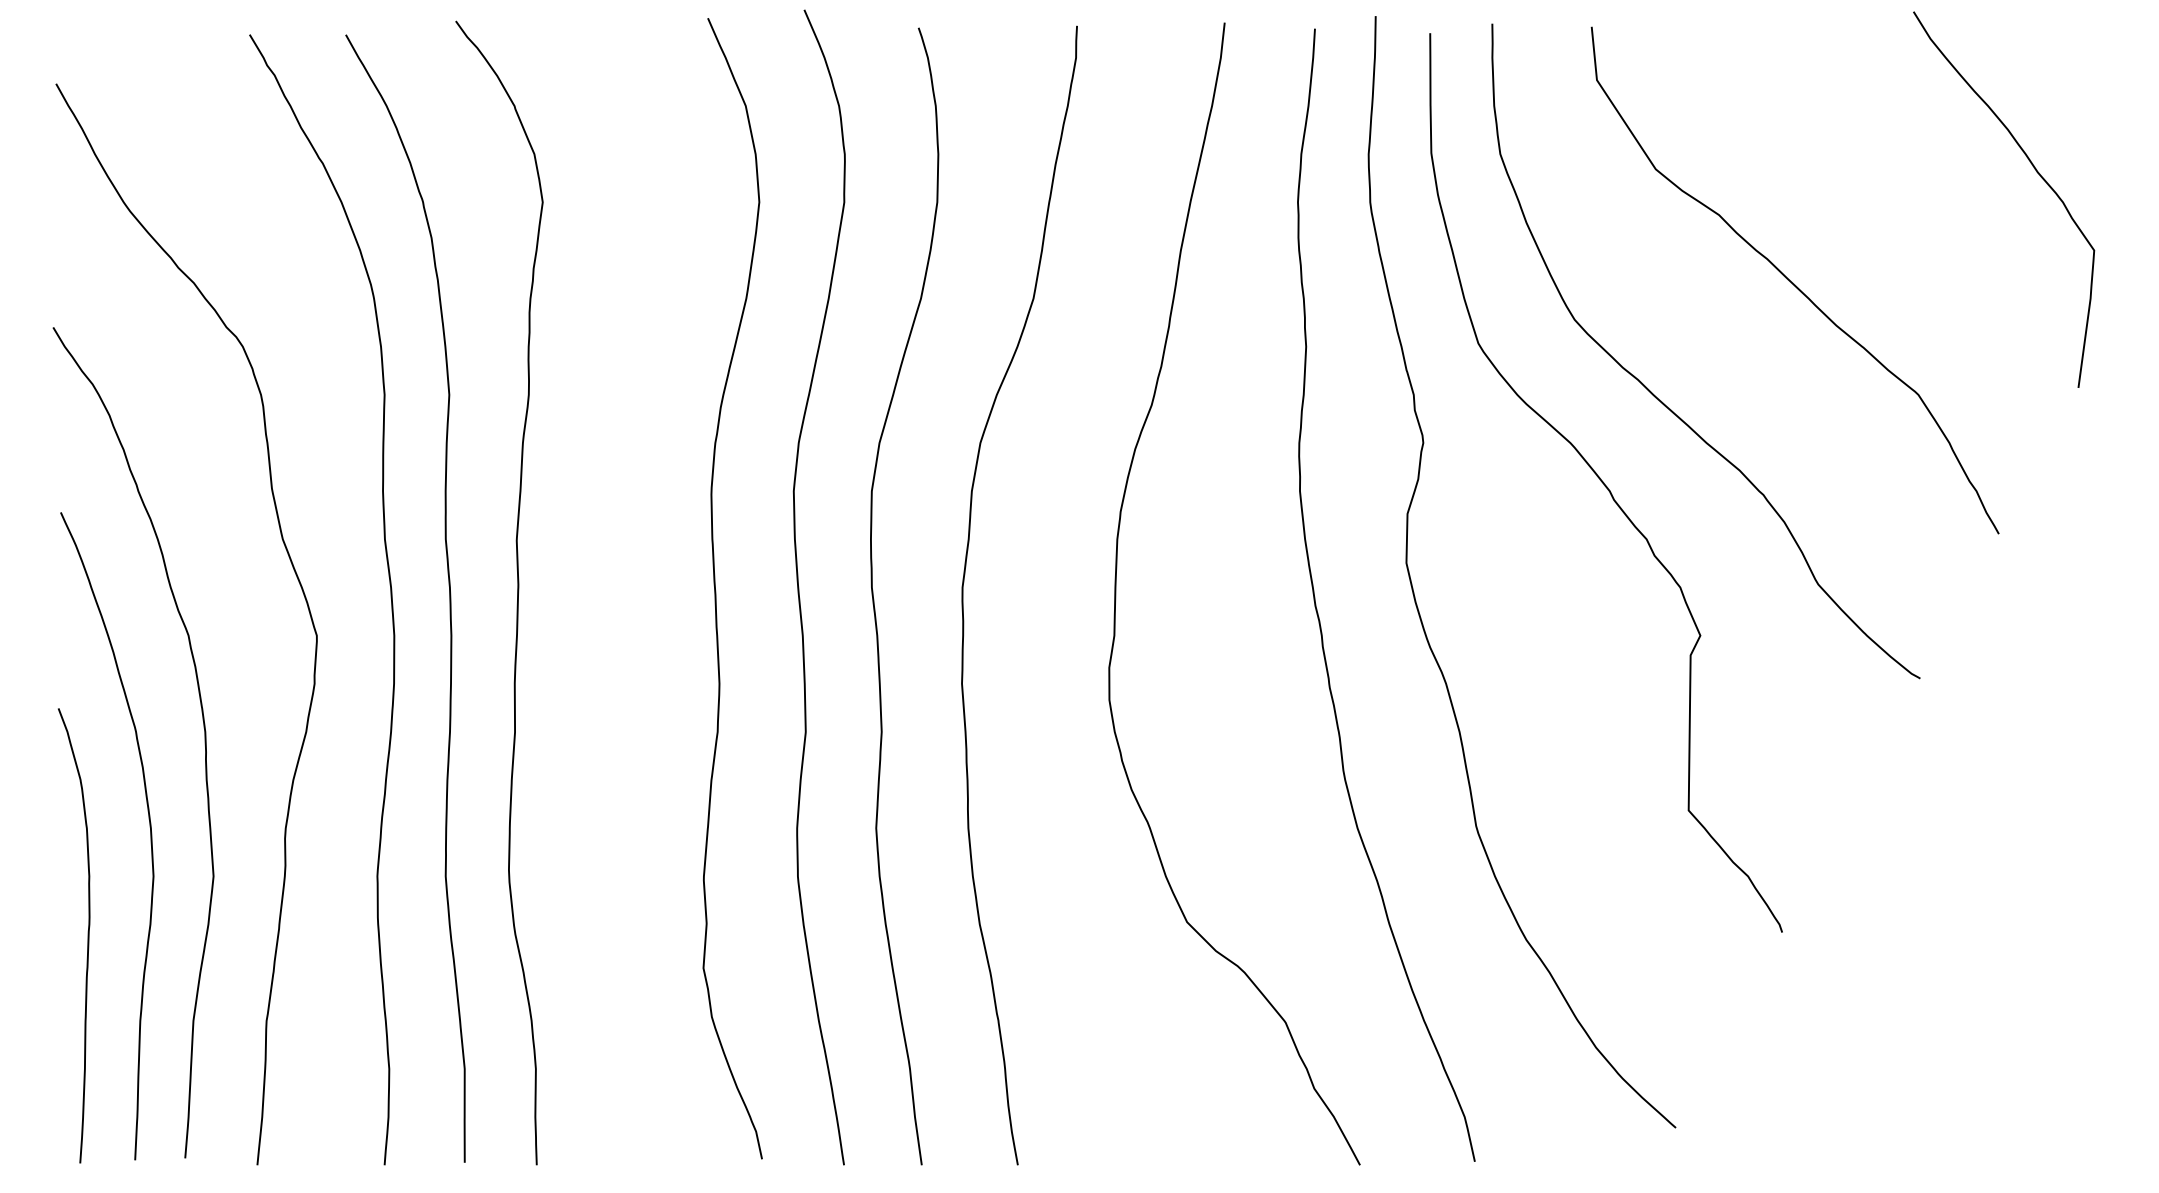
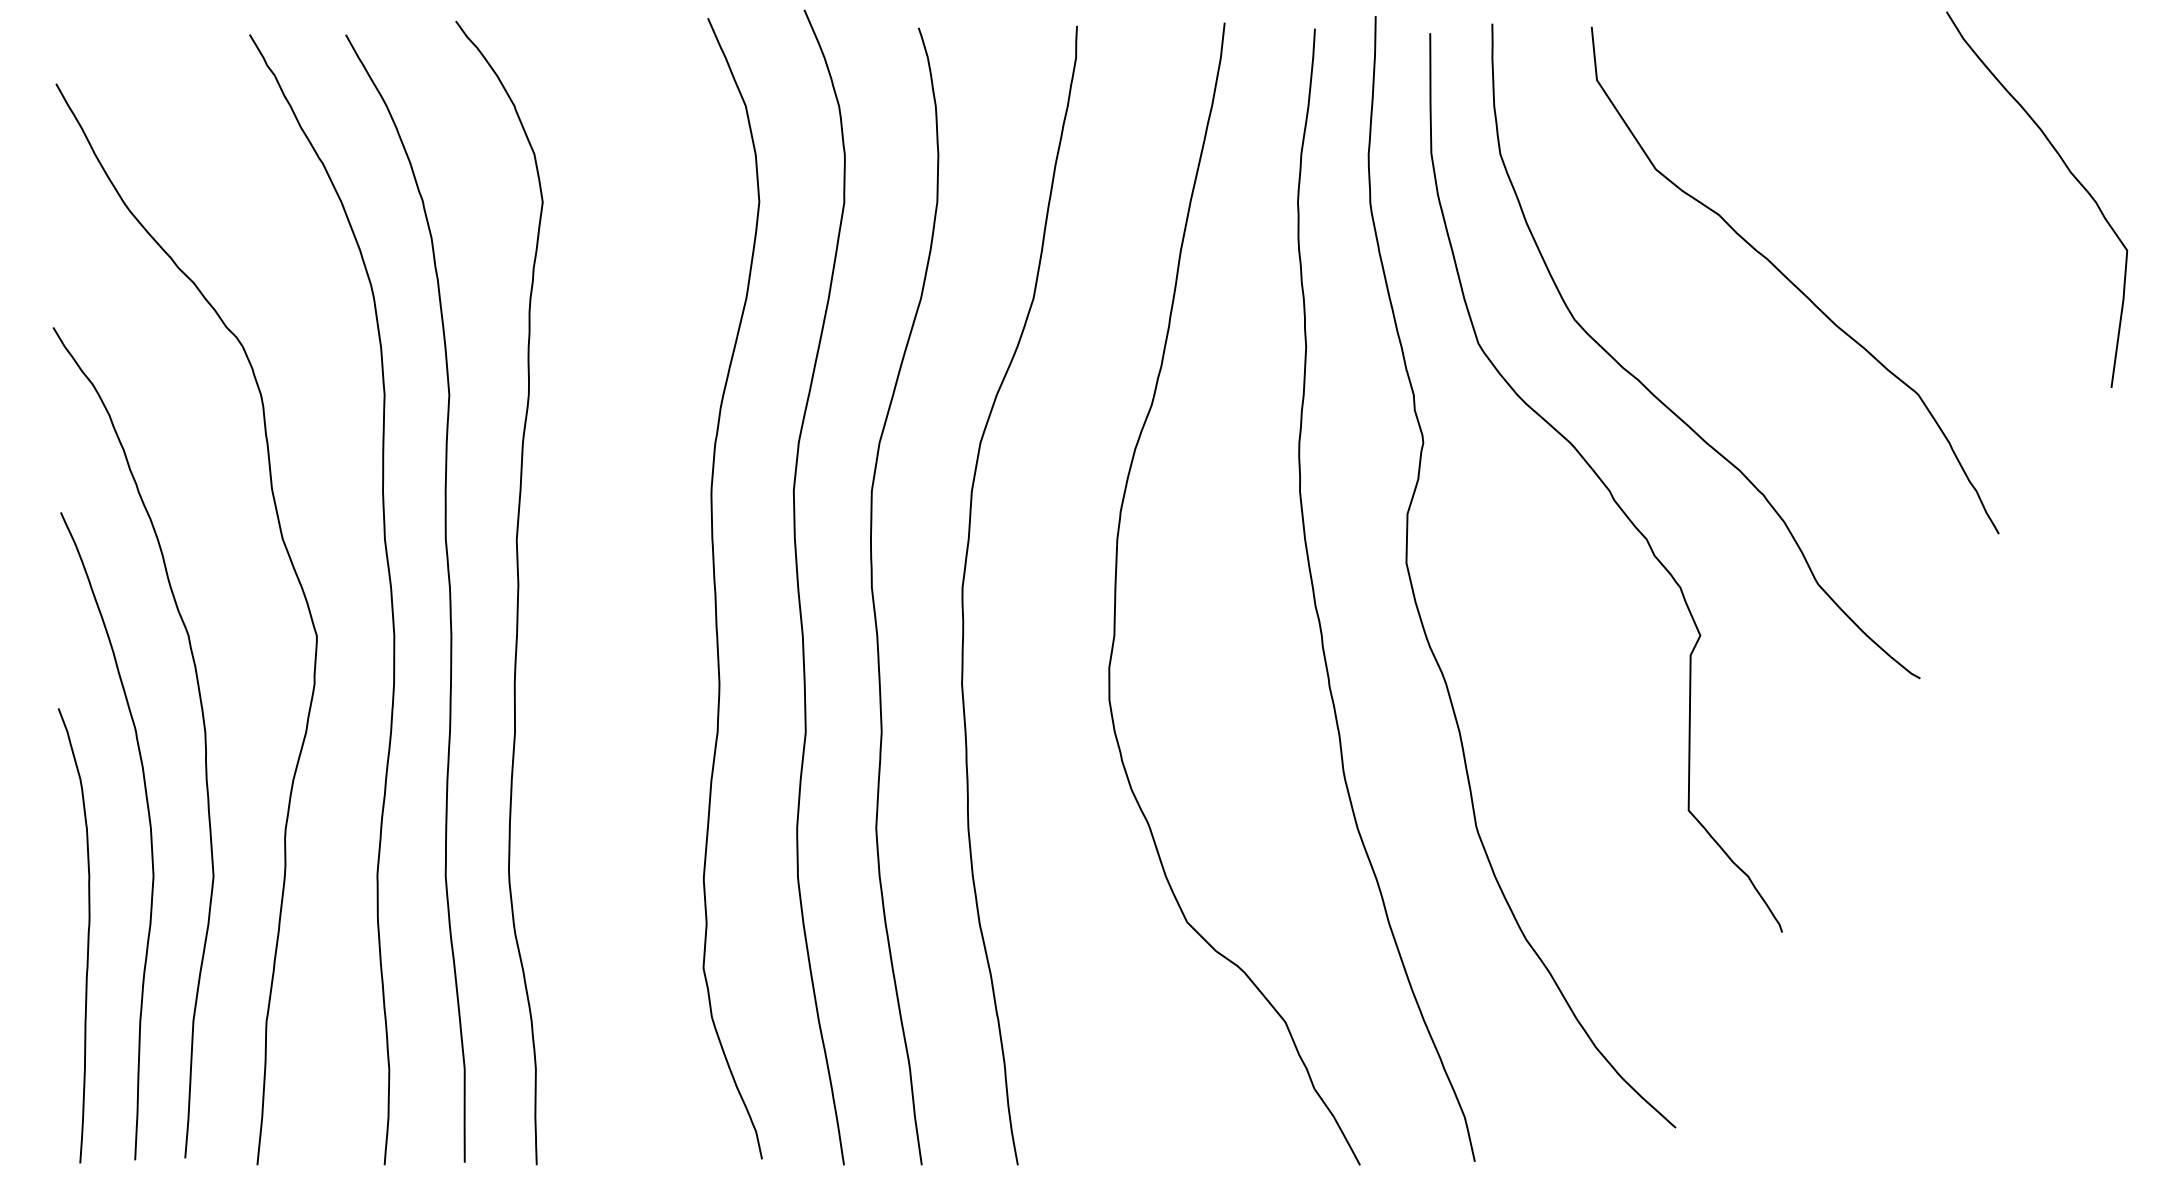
curve position: (2036, 172) -> (2069, 172) (2069, 172)
